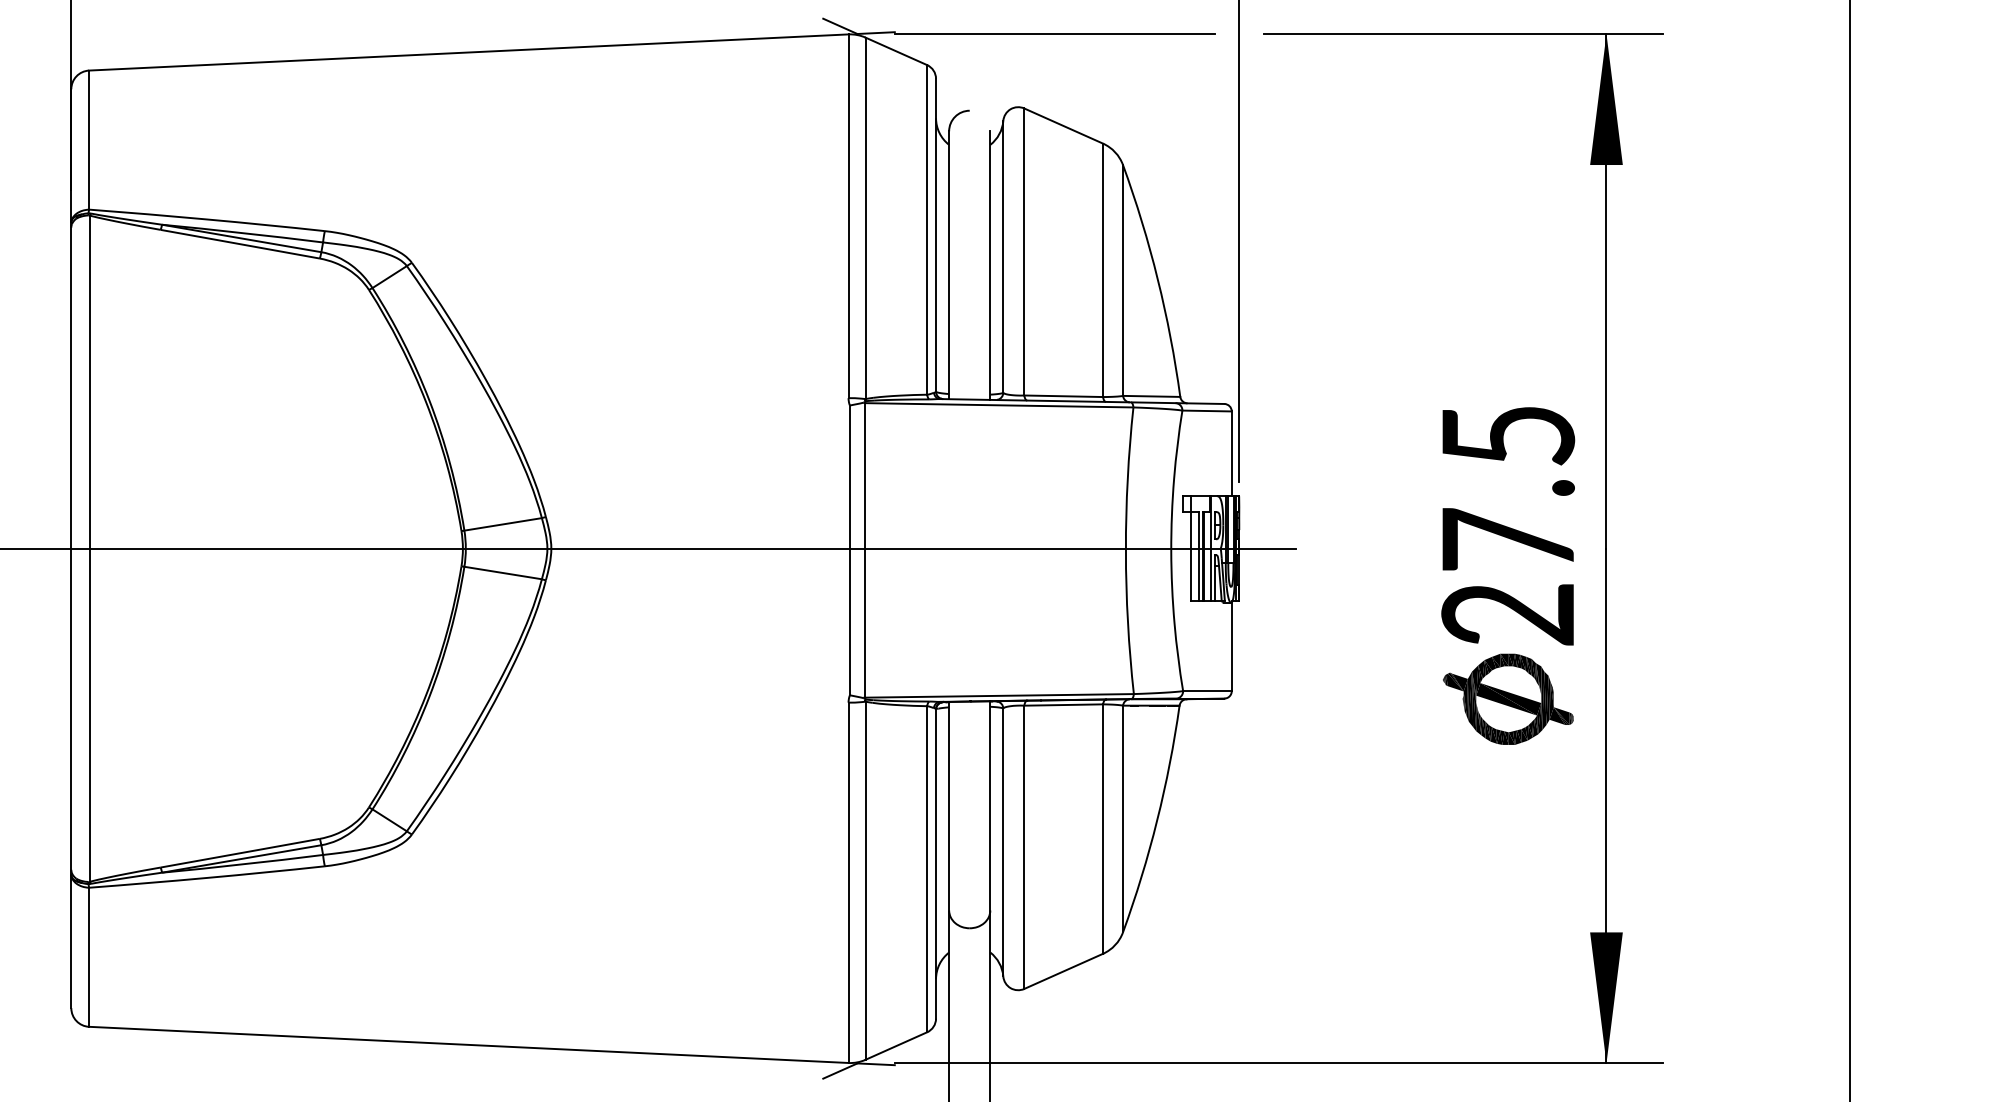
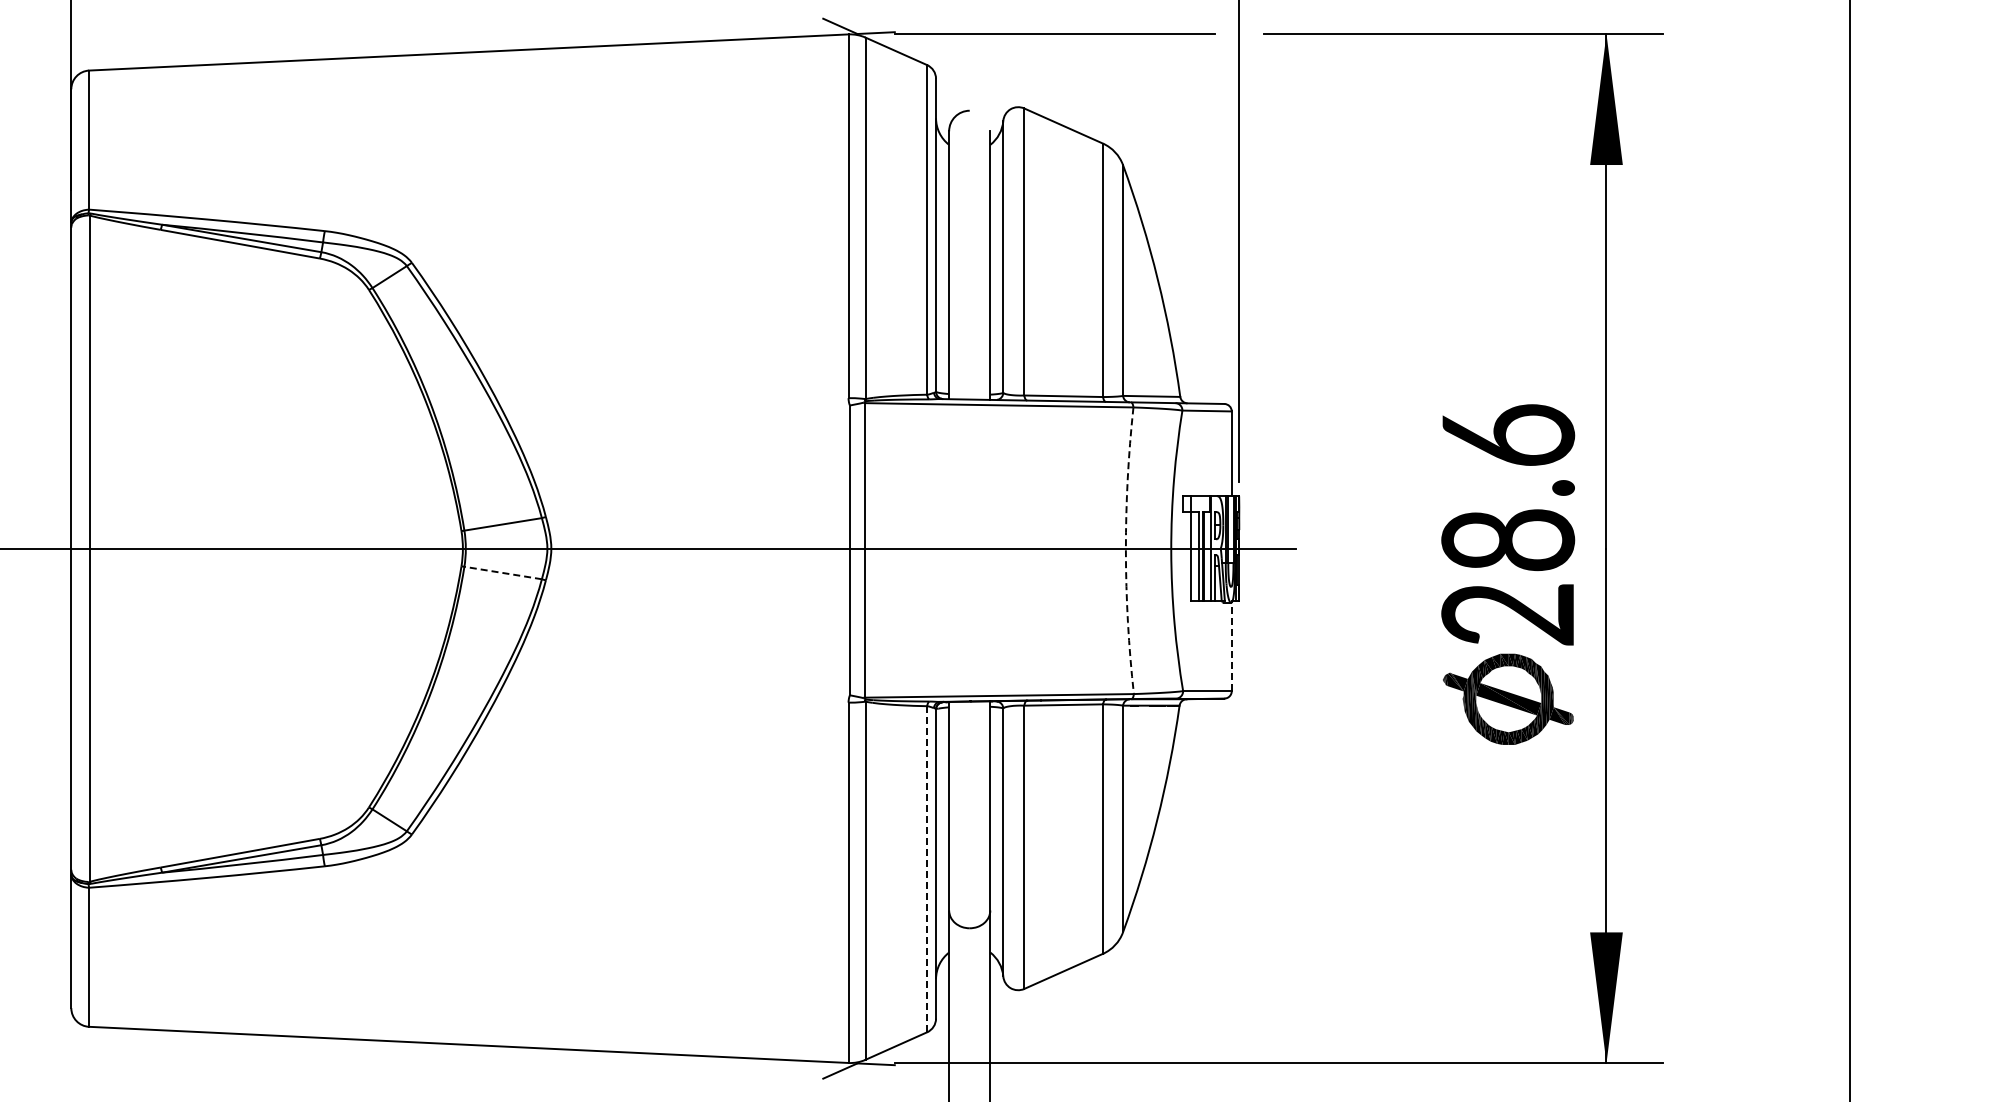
text: 27.5 -> 28.6 (1508, 487)
arc: solid -> dashed (1125, 550)
line: solid -> dashed (502, 572)
line: solid -> dashed (1231, 646)
line: solid -> dashed (927, 868)
